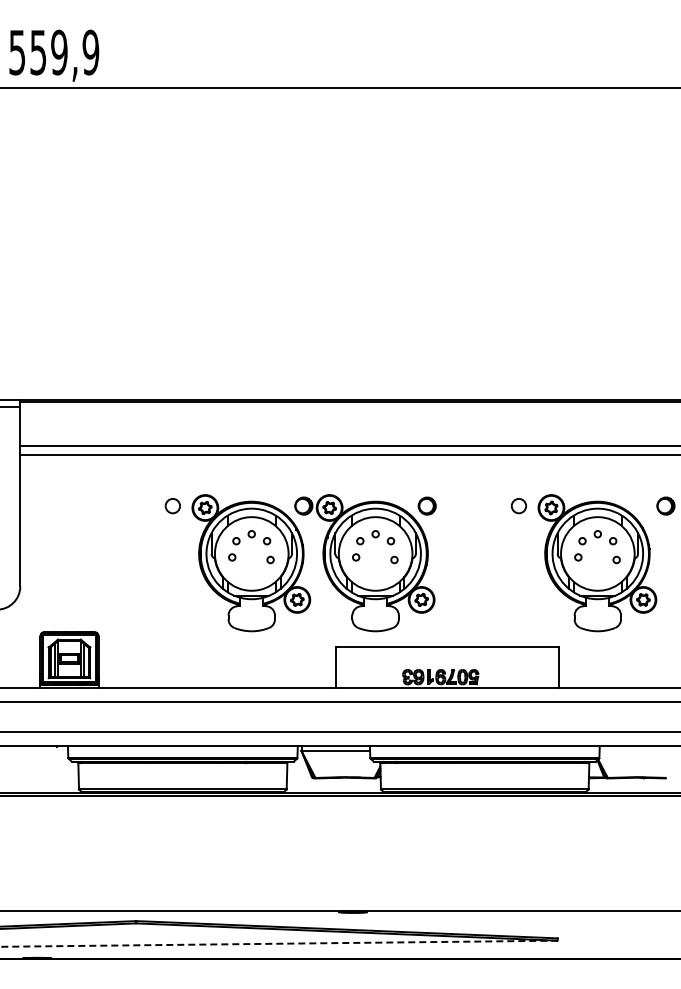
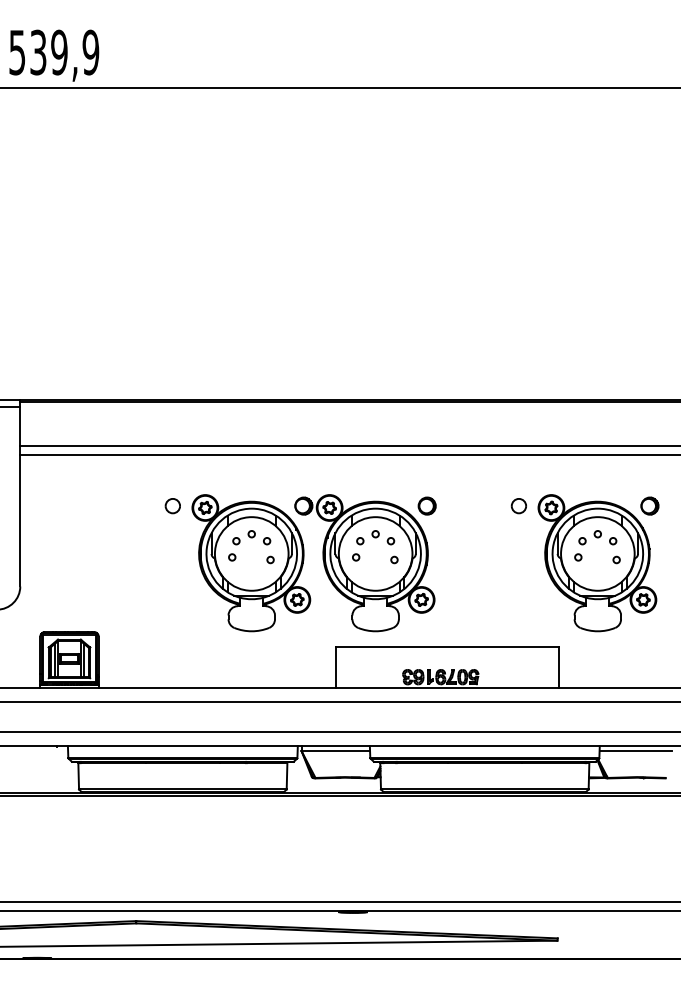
text: 559,9 -> 539,9 (38, 51)
part position: (665, 505) -> (649, 505) (649, 505)
line: none -> present (635, 751)
line: none -> present (339, 902)
line: dashed -> solid (279, 943)
